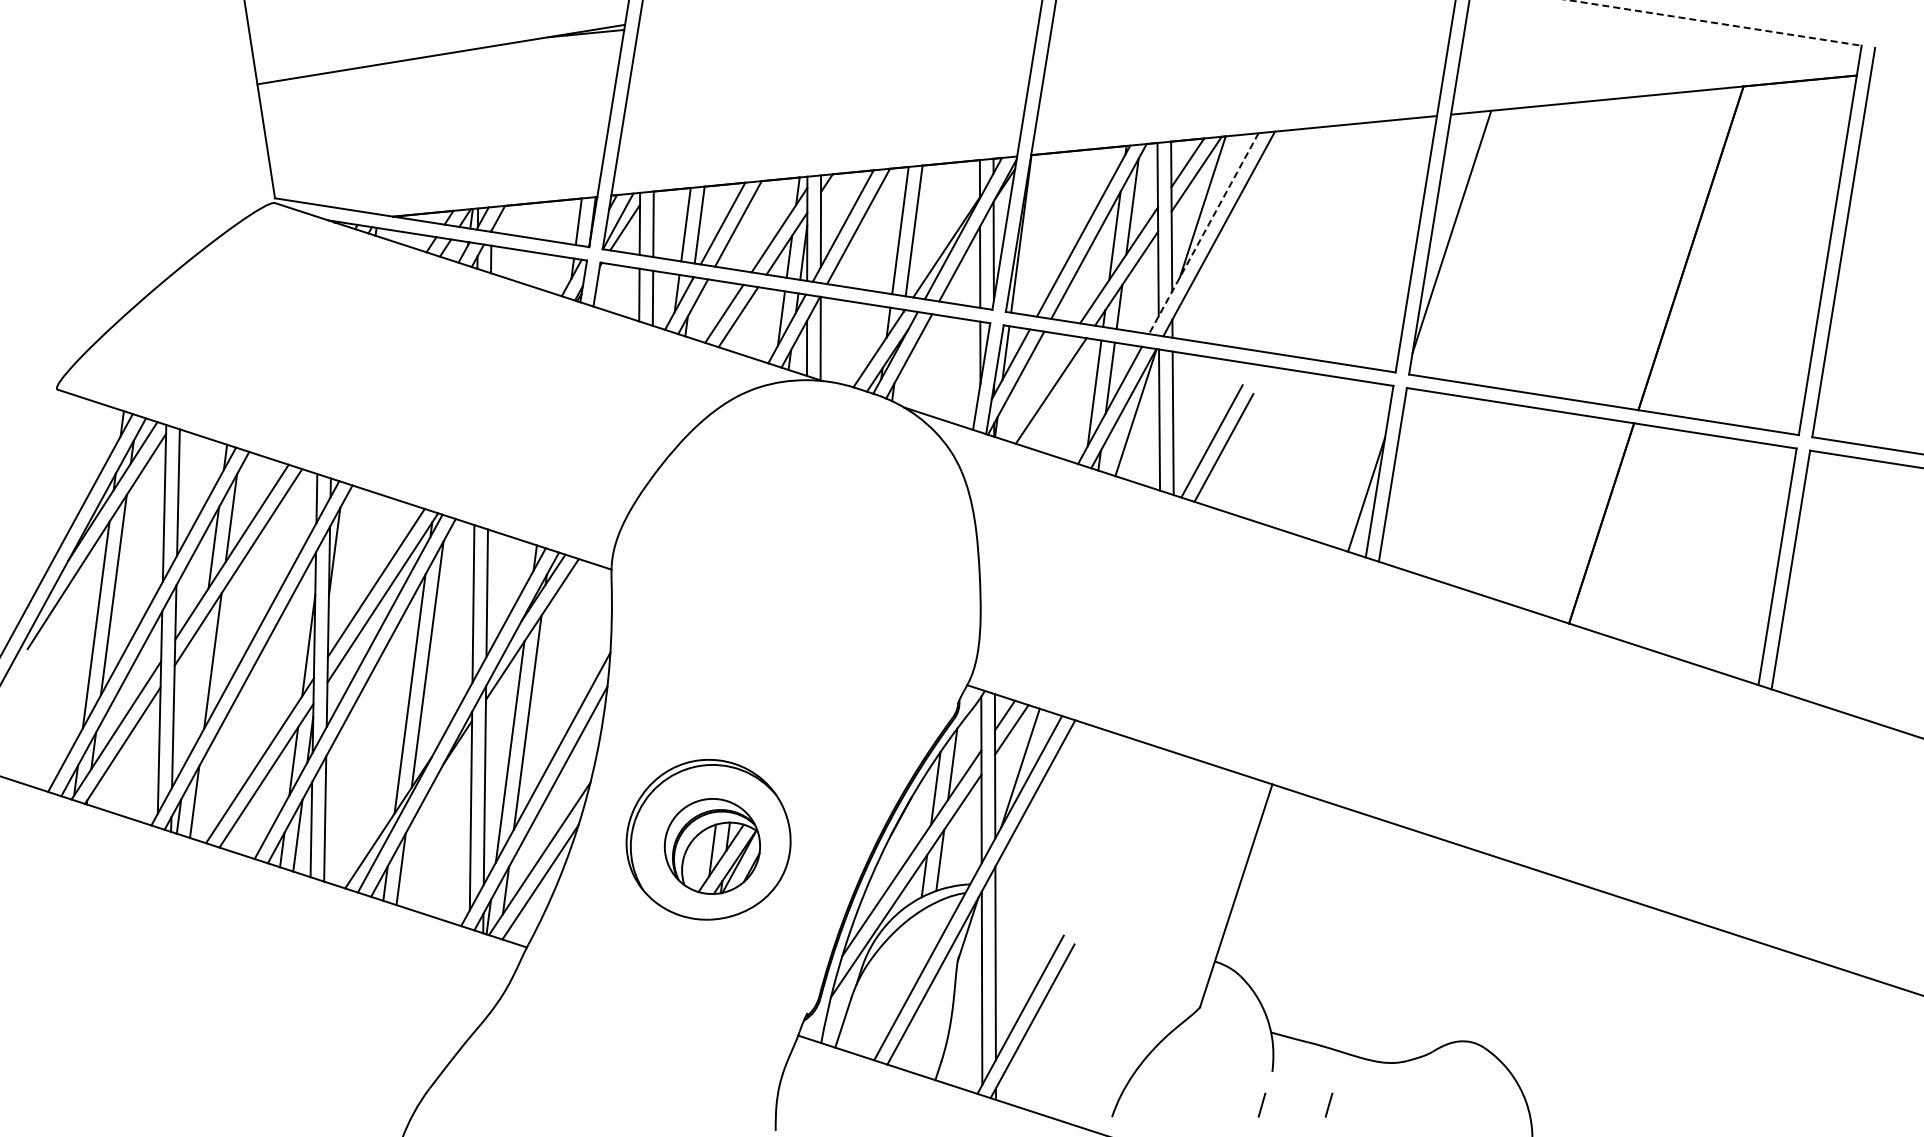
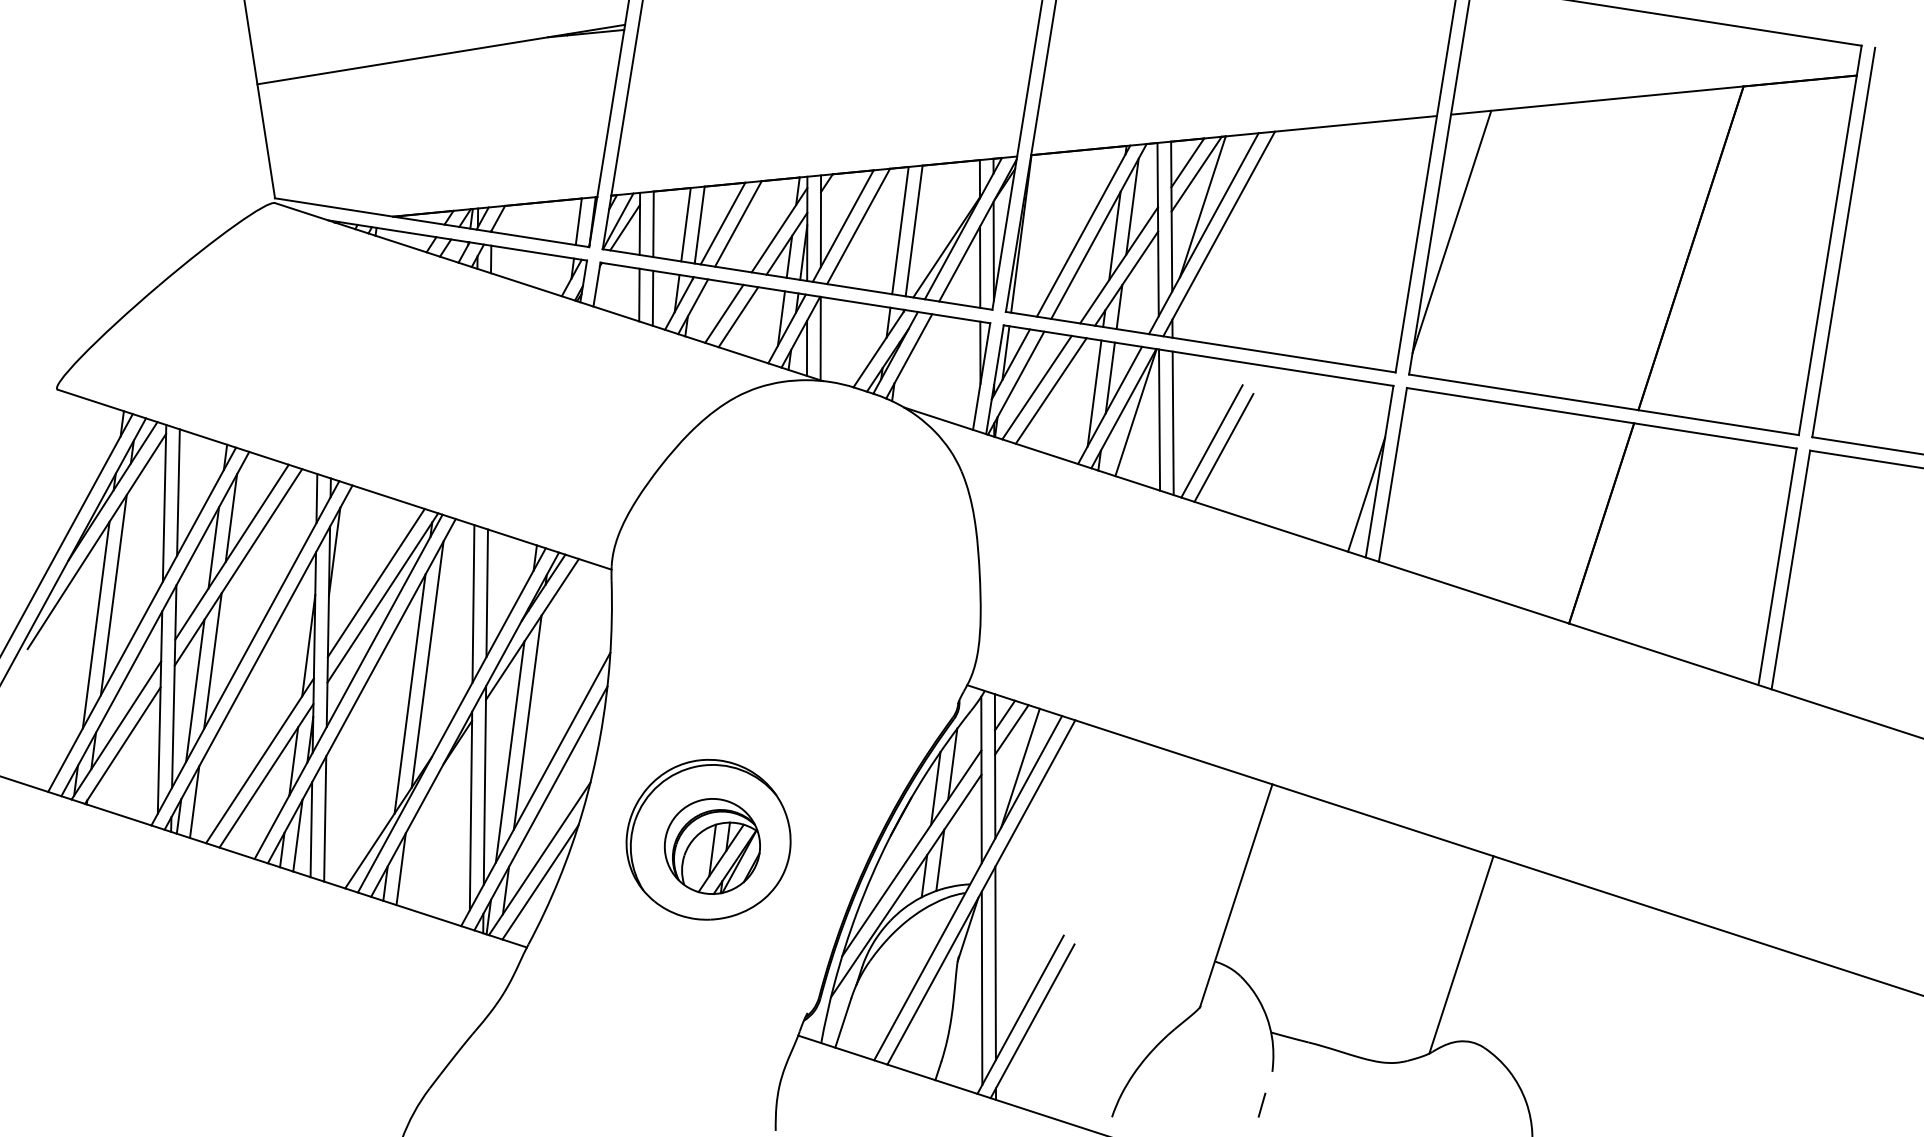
line: dashed -> solid (1714, 22)
line: dashed -> solid (1203, 234)
line: none -> present (1036, 387)
line: none -> present (195, 690)
line: none -> present (1461, 954)
line: present -> none (1328, 1104)
